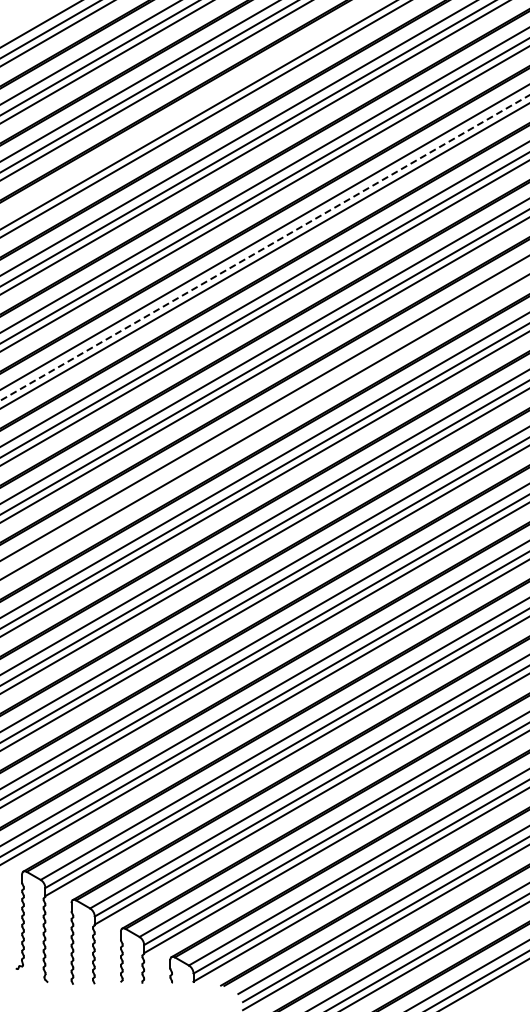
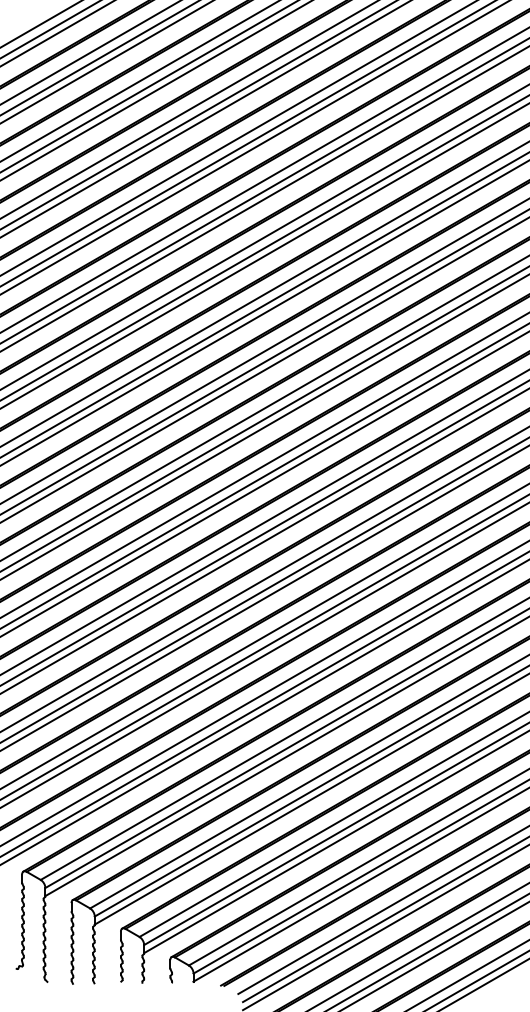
line: none -> present (188, 109)
line: dashed -> solid (265, 247)
line: none -> present (264, 419)
